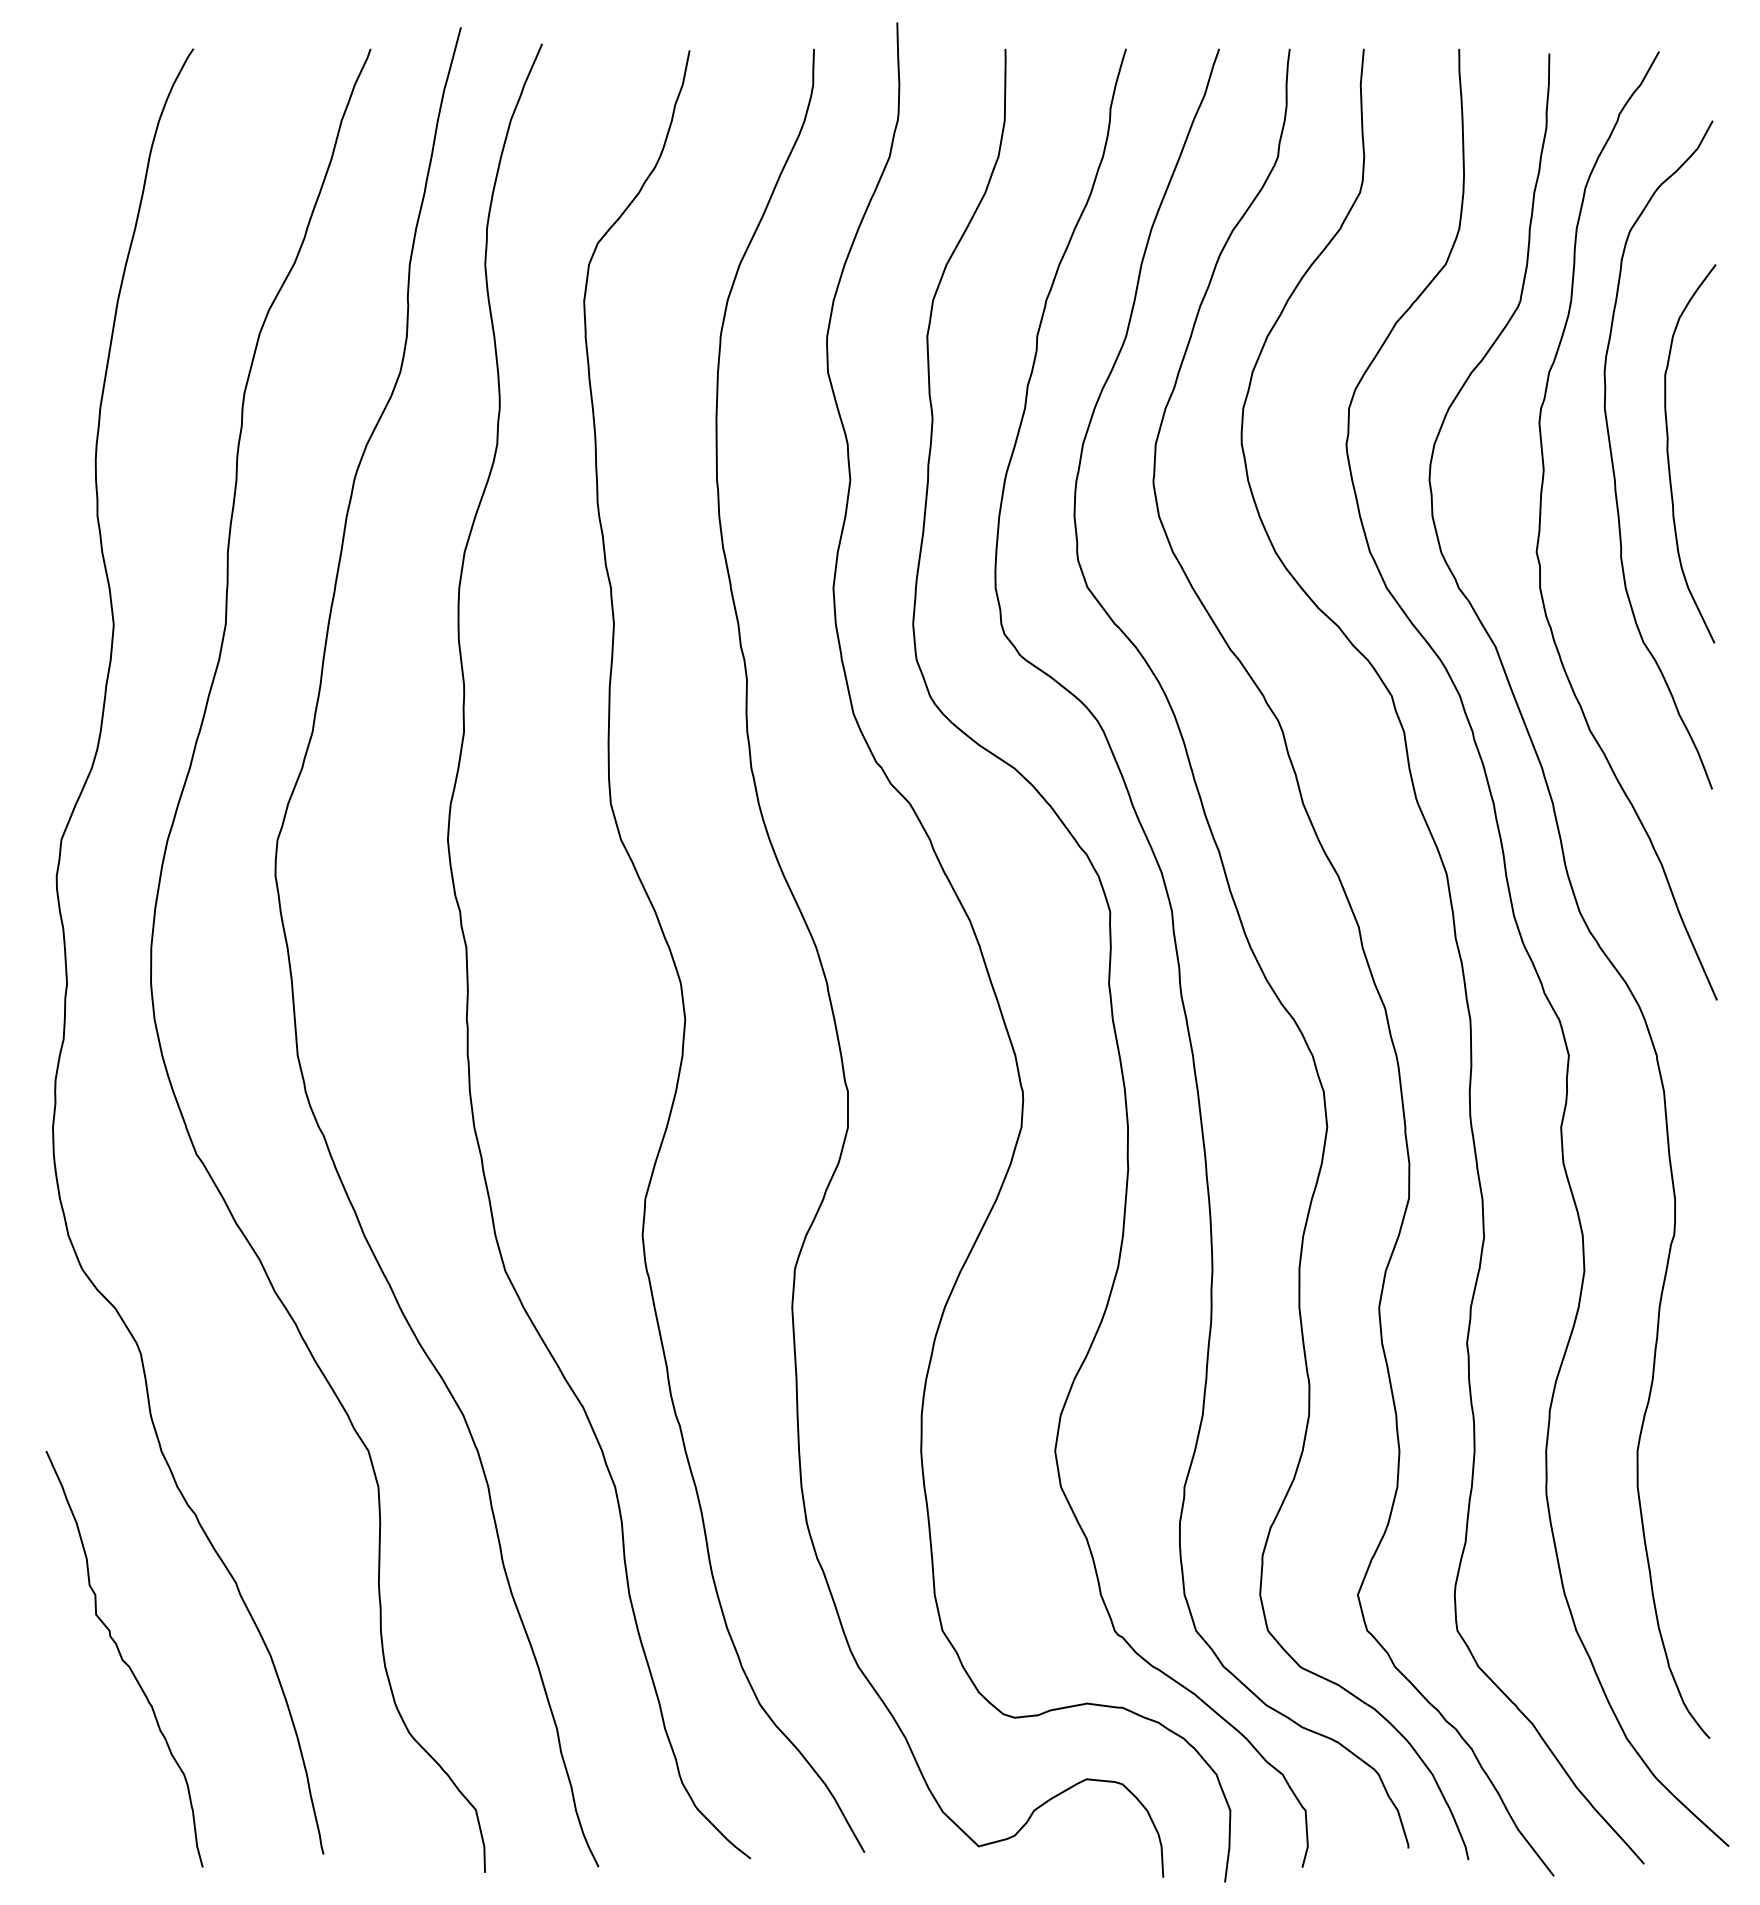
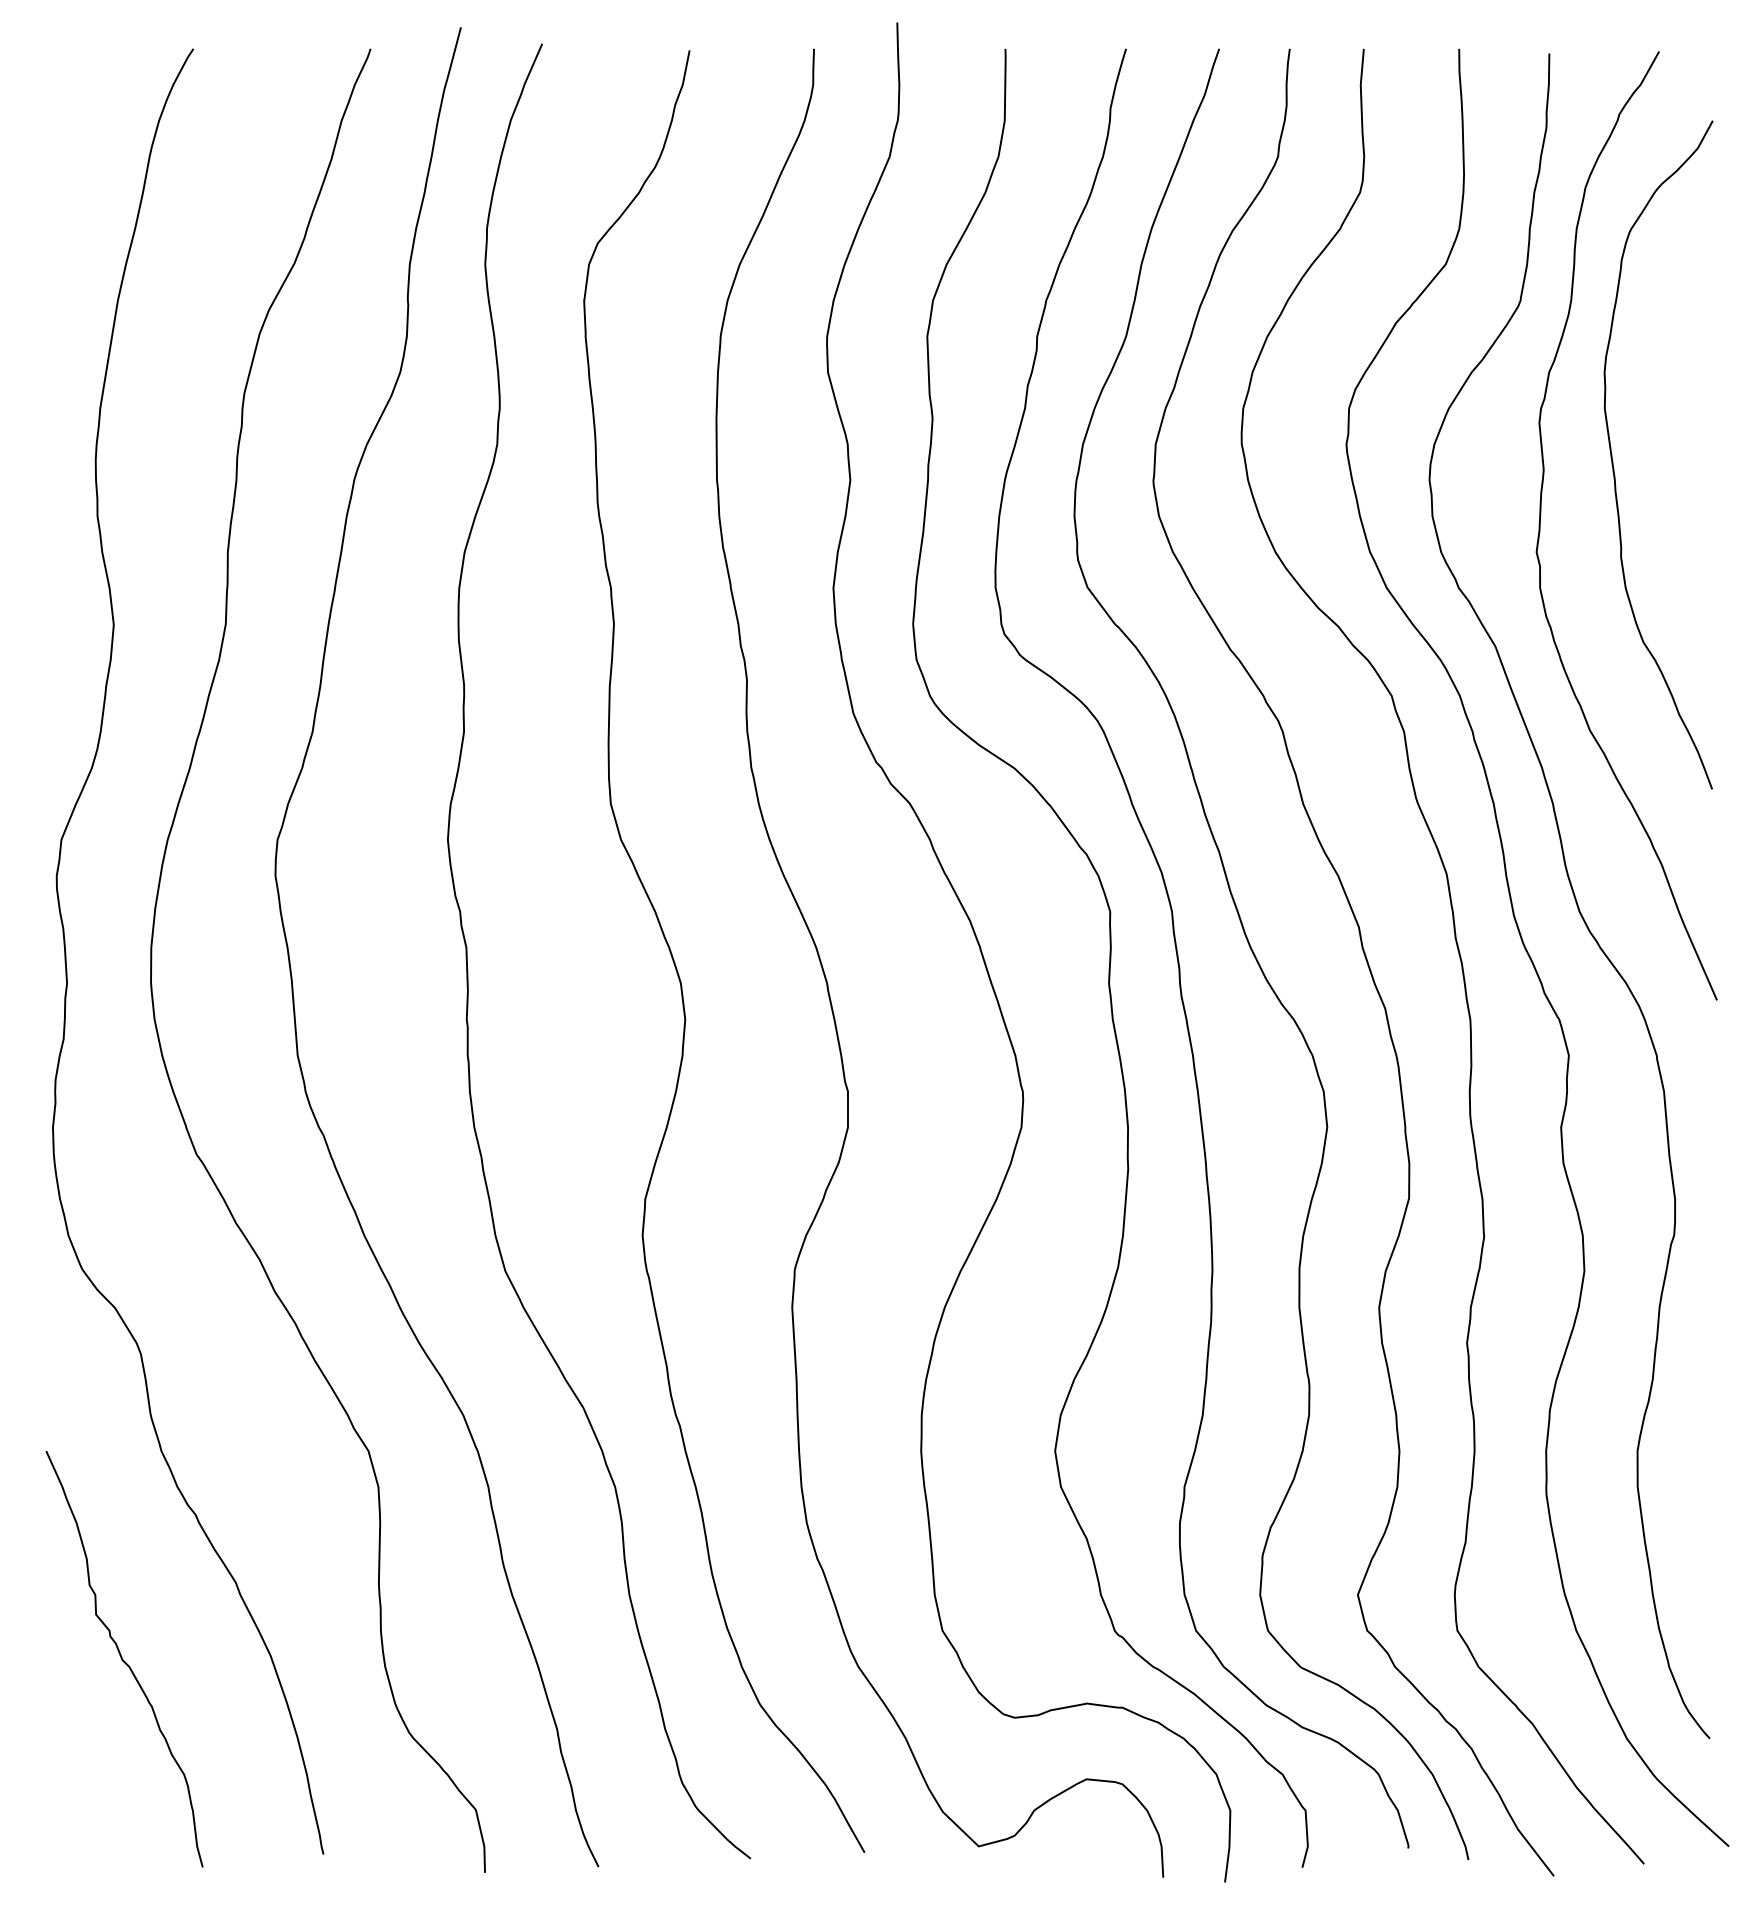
curve: present -> none (1669, 458)
